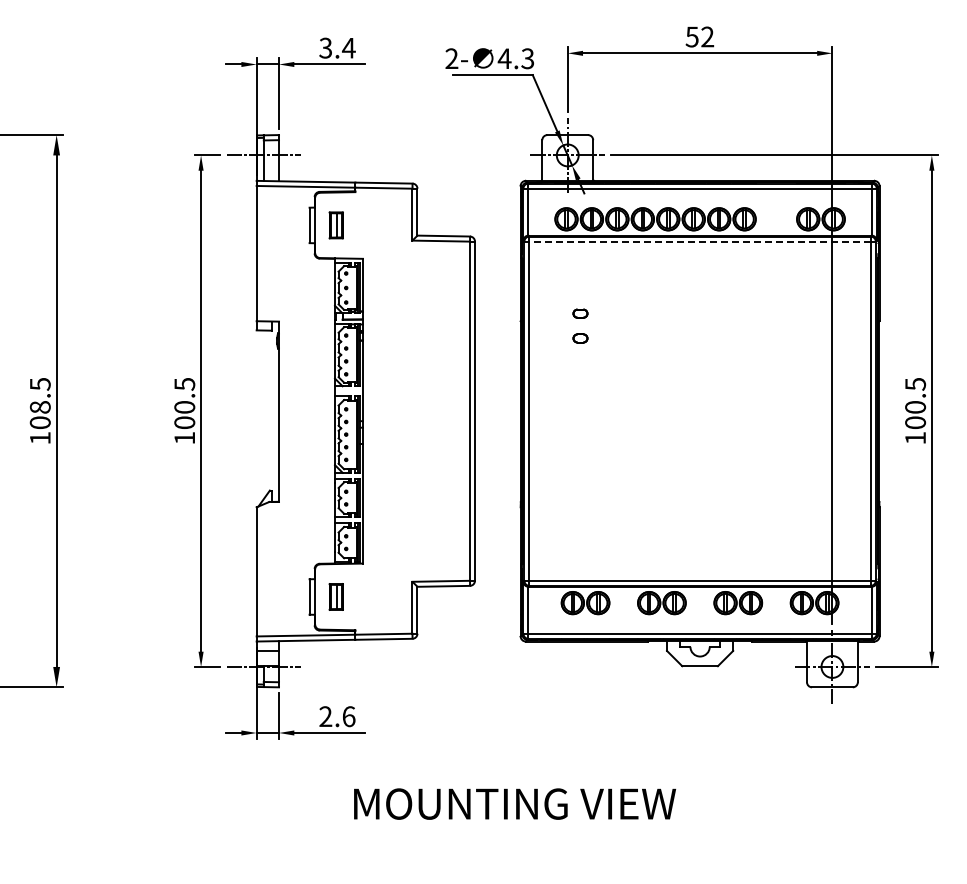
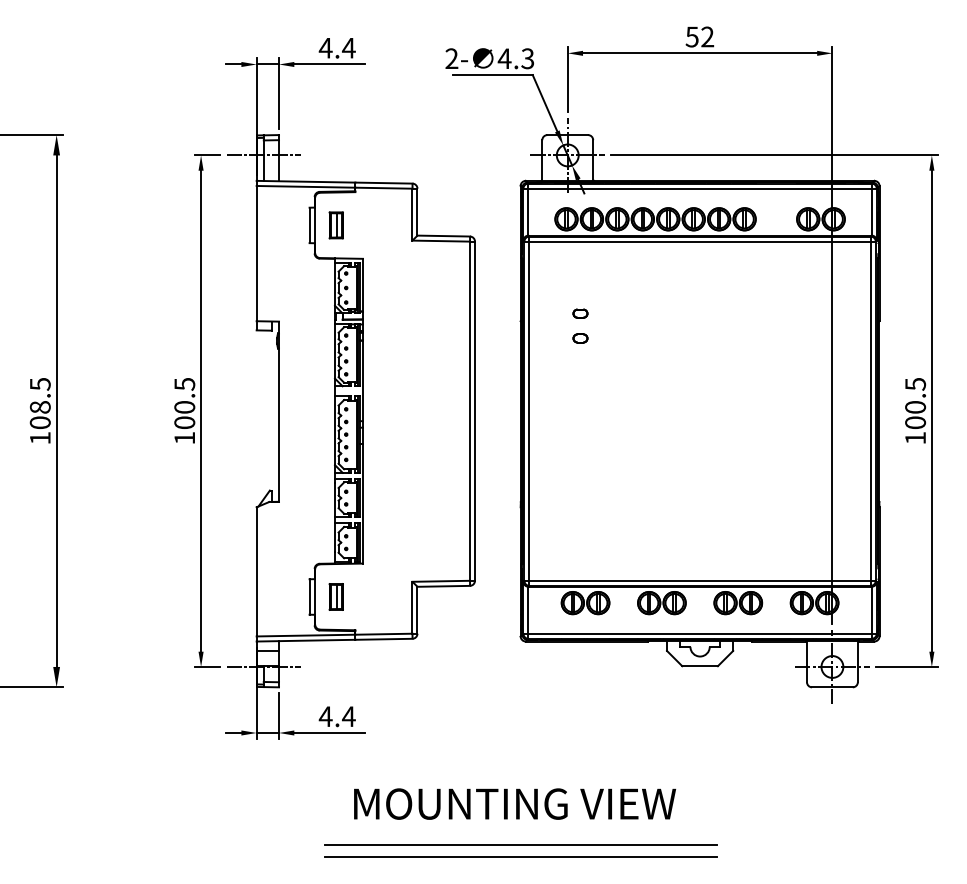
text: 3.4 -> 4.4 (325, 47)
line: dashed -> solid (700, 241)
text: 2.6 -> 4.4 (336, 716)
line: none -> present (520, 845)
line: none -> present (520, 857)
